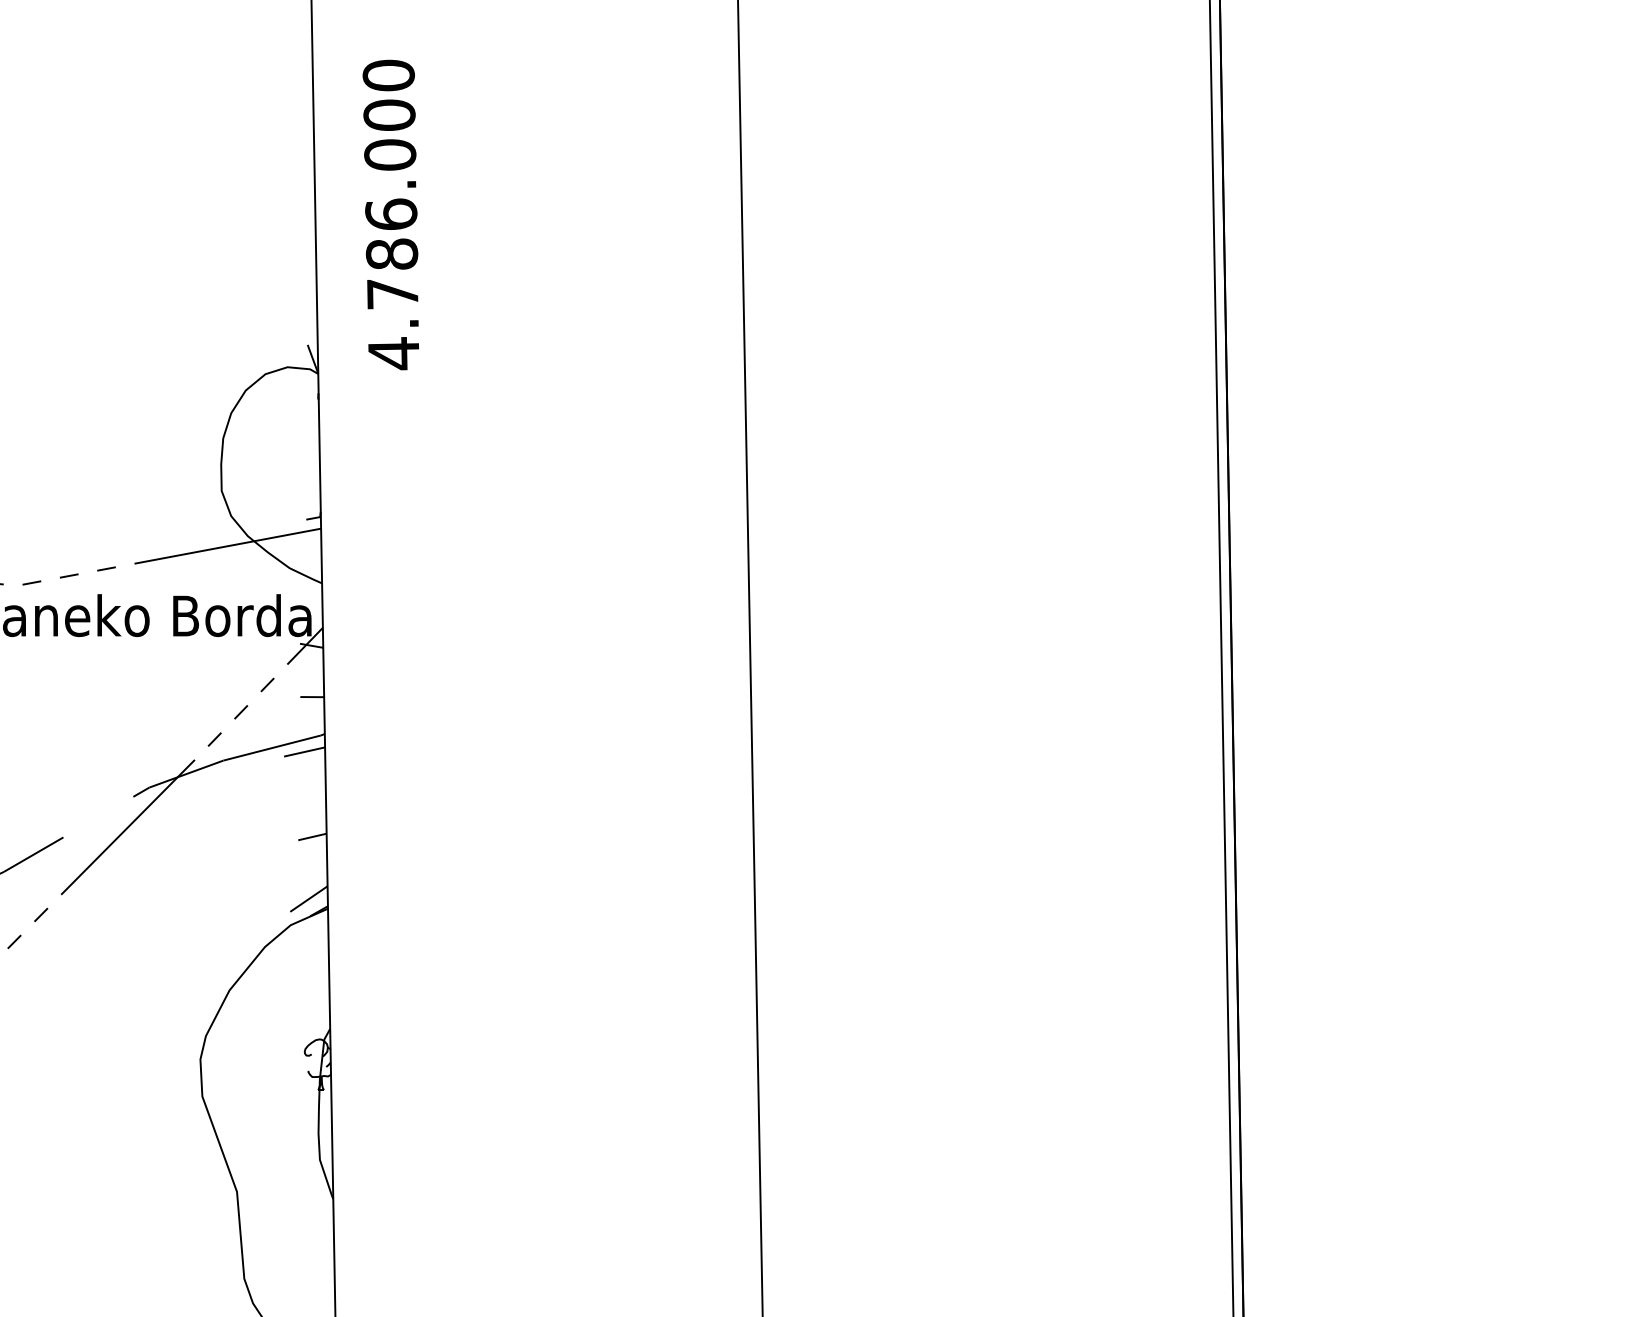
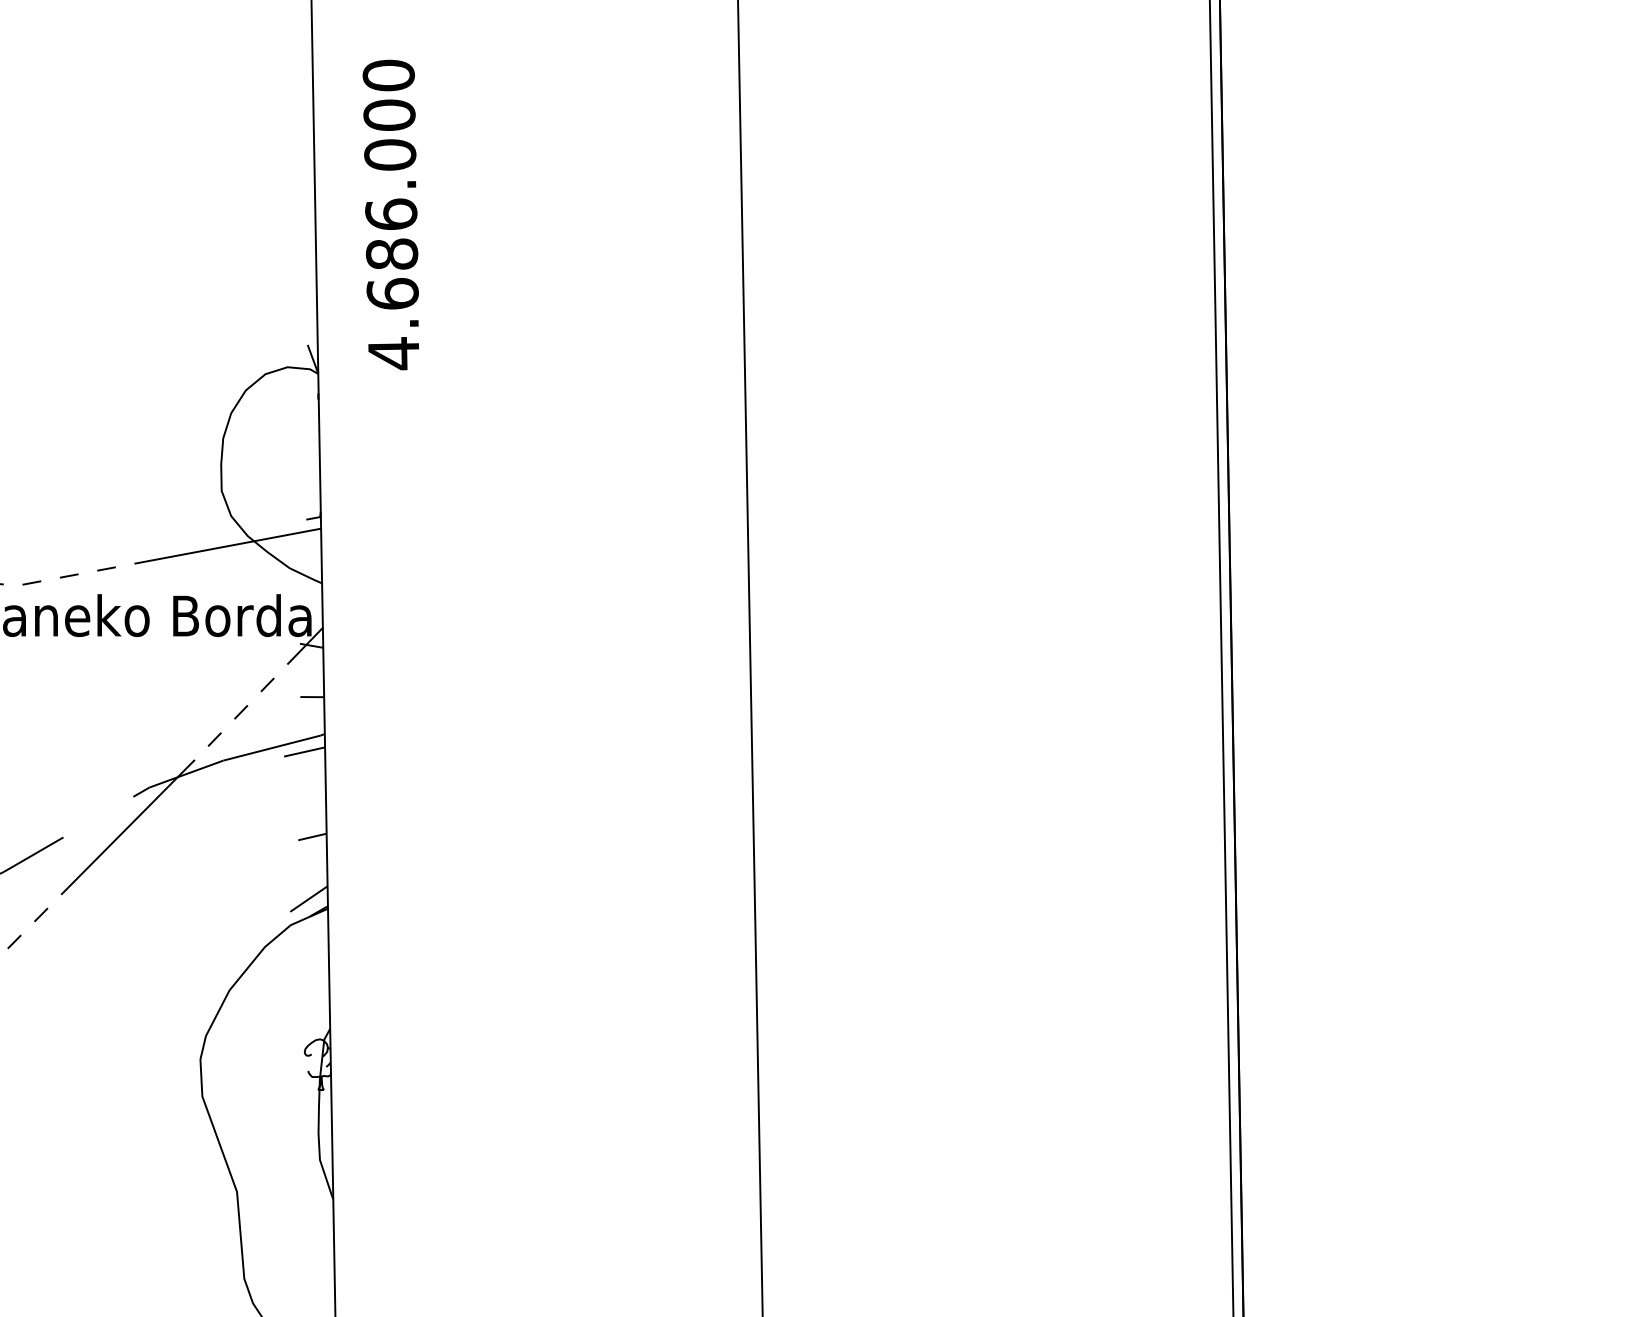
text: 4.786.000 -> 4.686.000 (392, 293)
